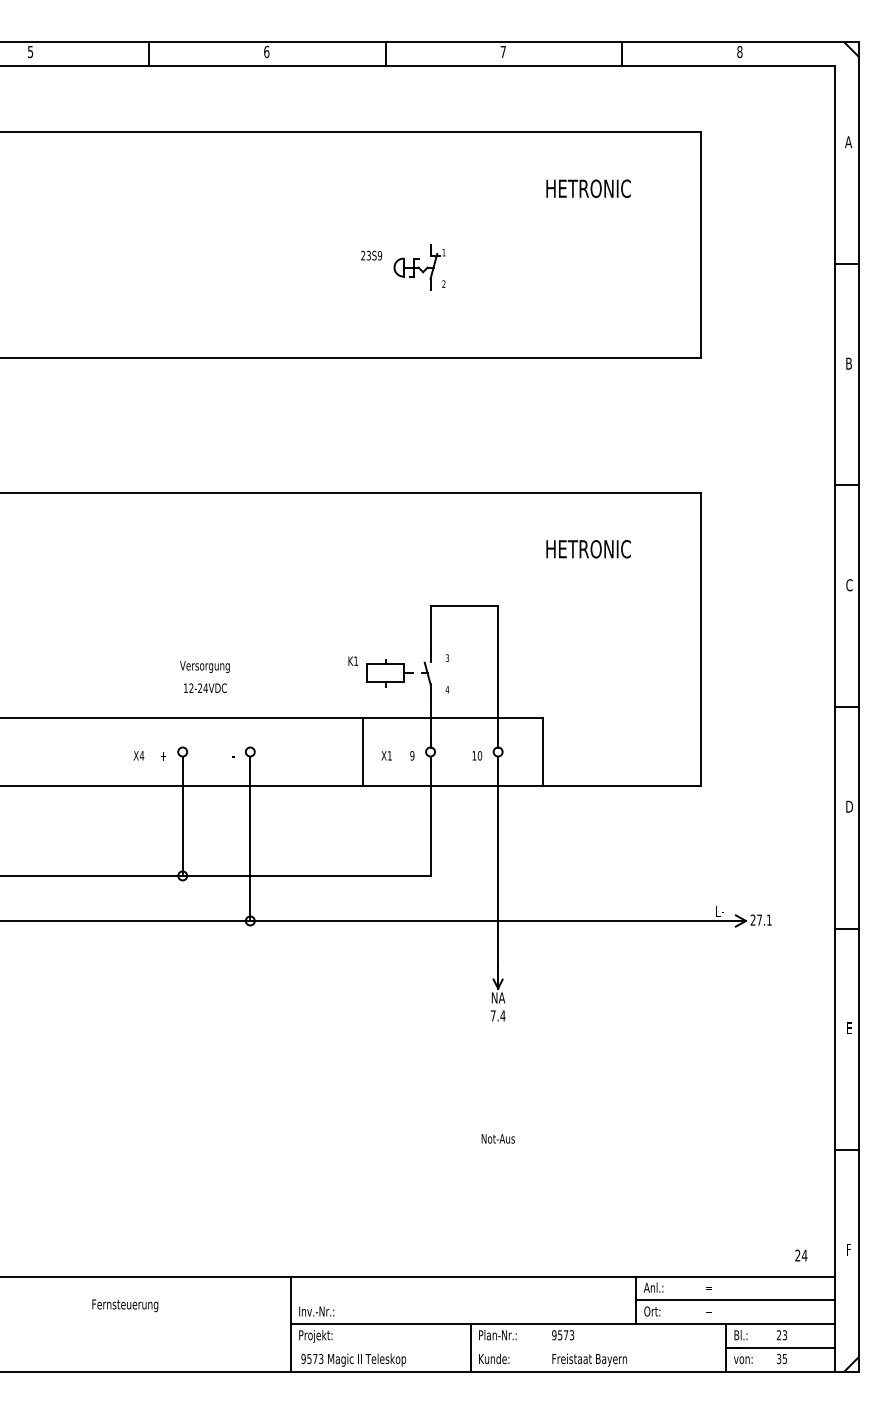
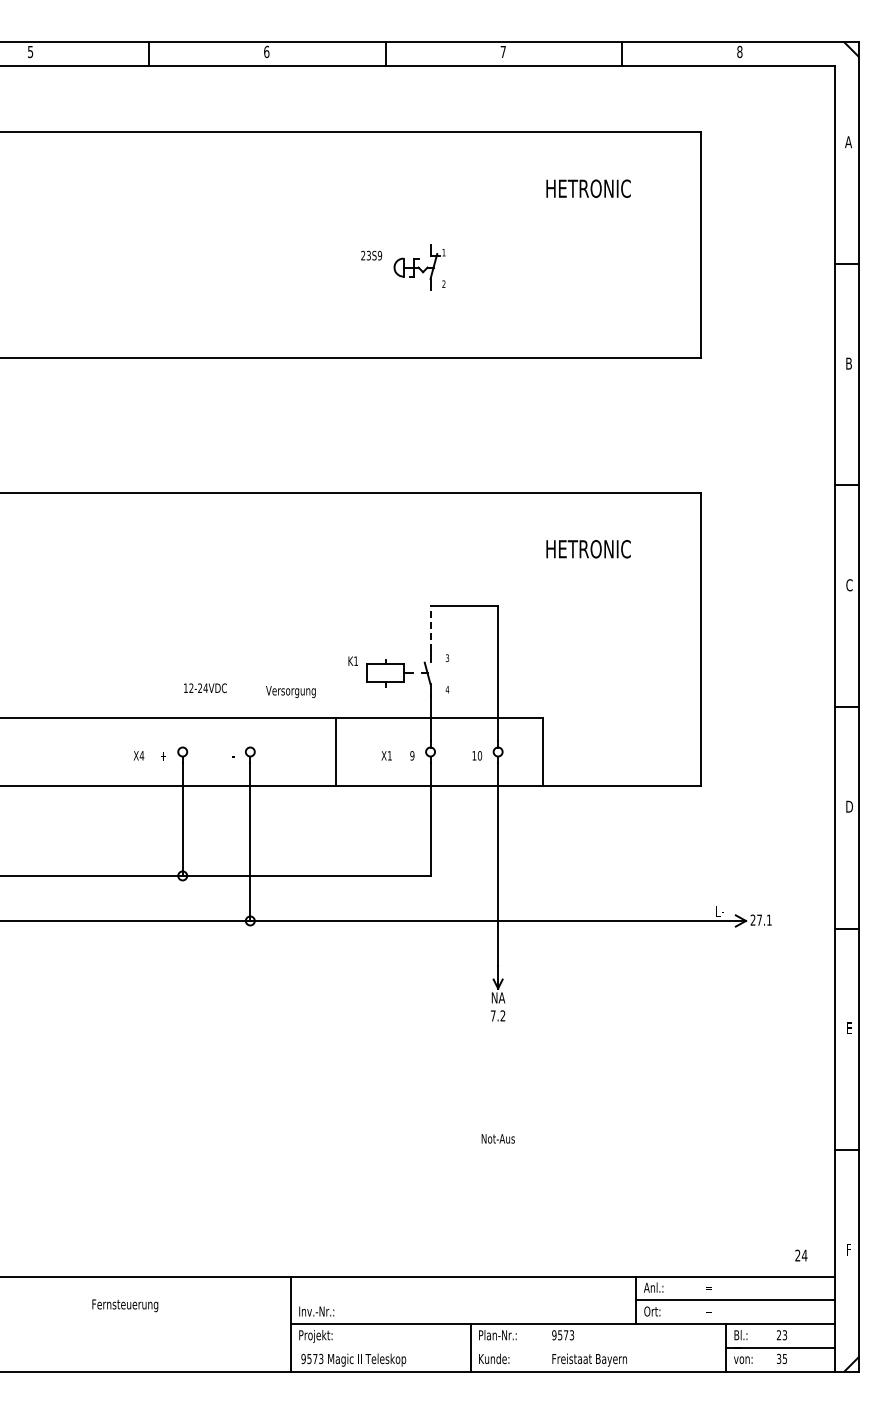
line: solid -> dashed (430, 628)
text position: (204, 667) -> (290, 692) (290, 692)
line position: (362, 751) -> (335, 751) (335, 751)
text: 7.4 -> 7.2 (502, 1015)
